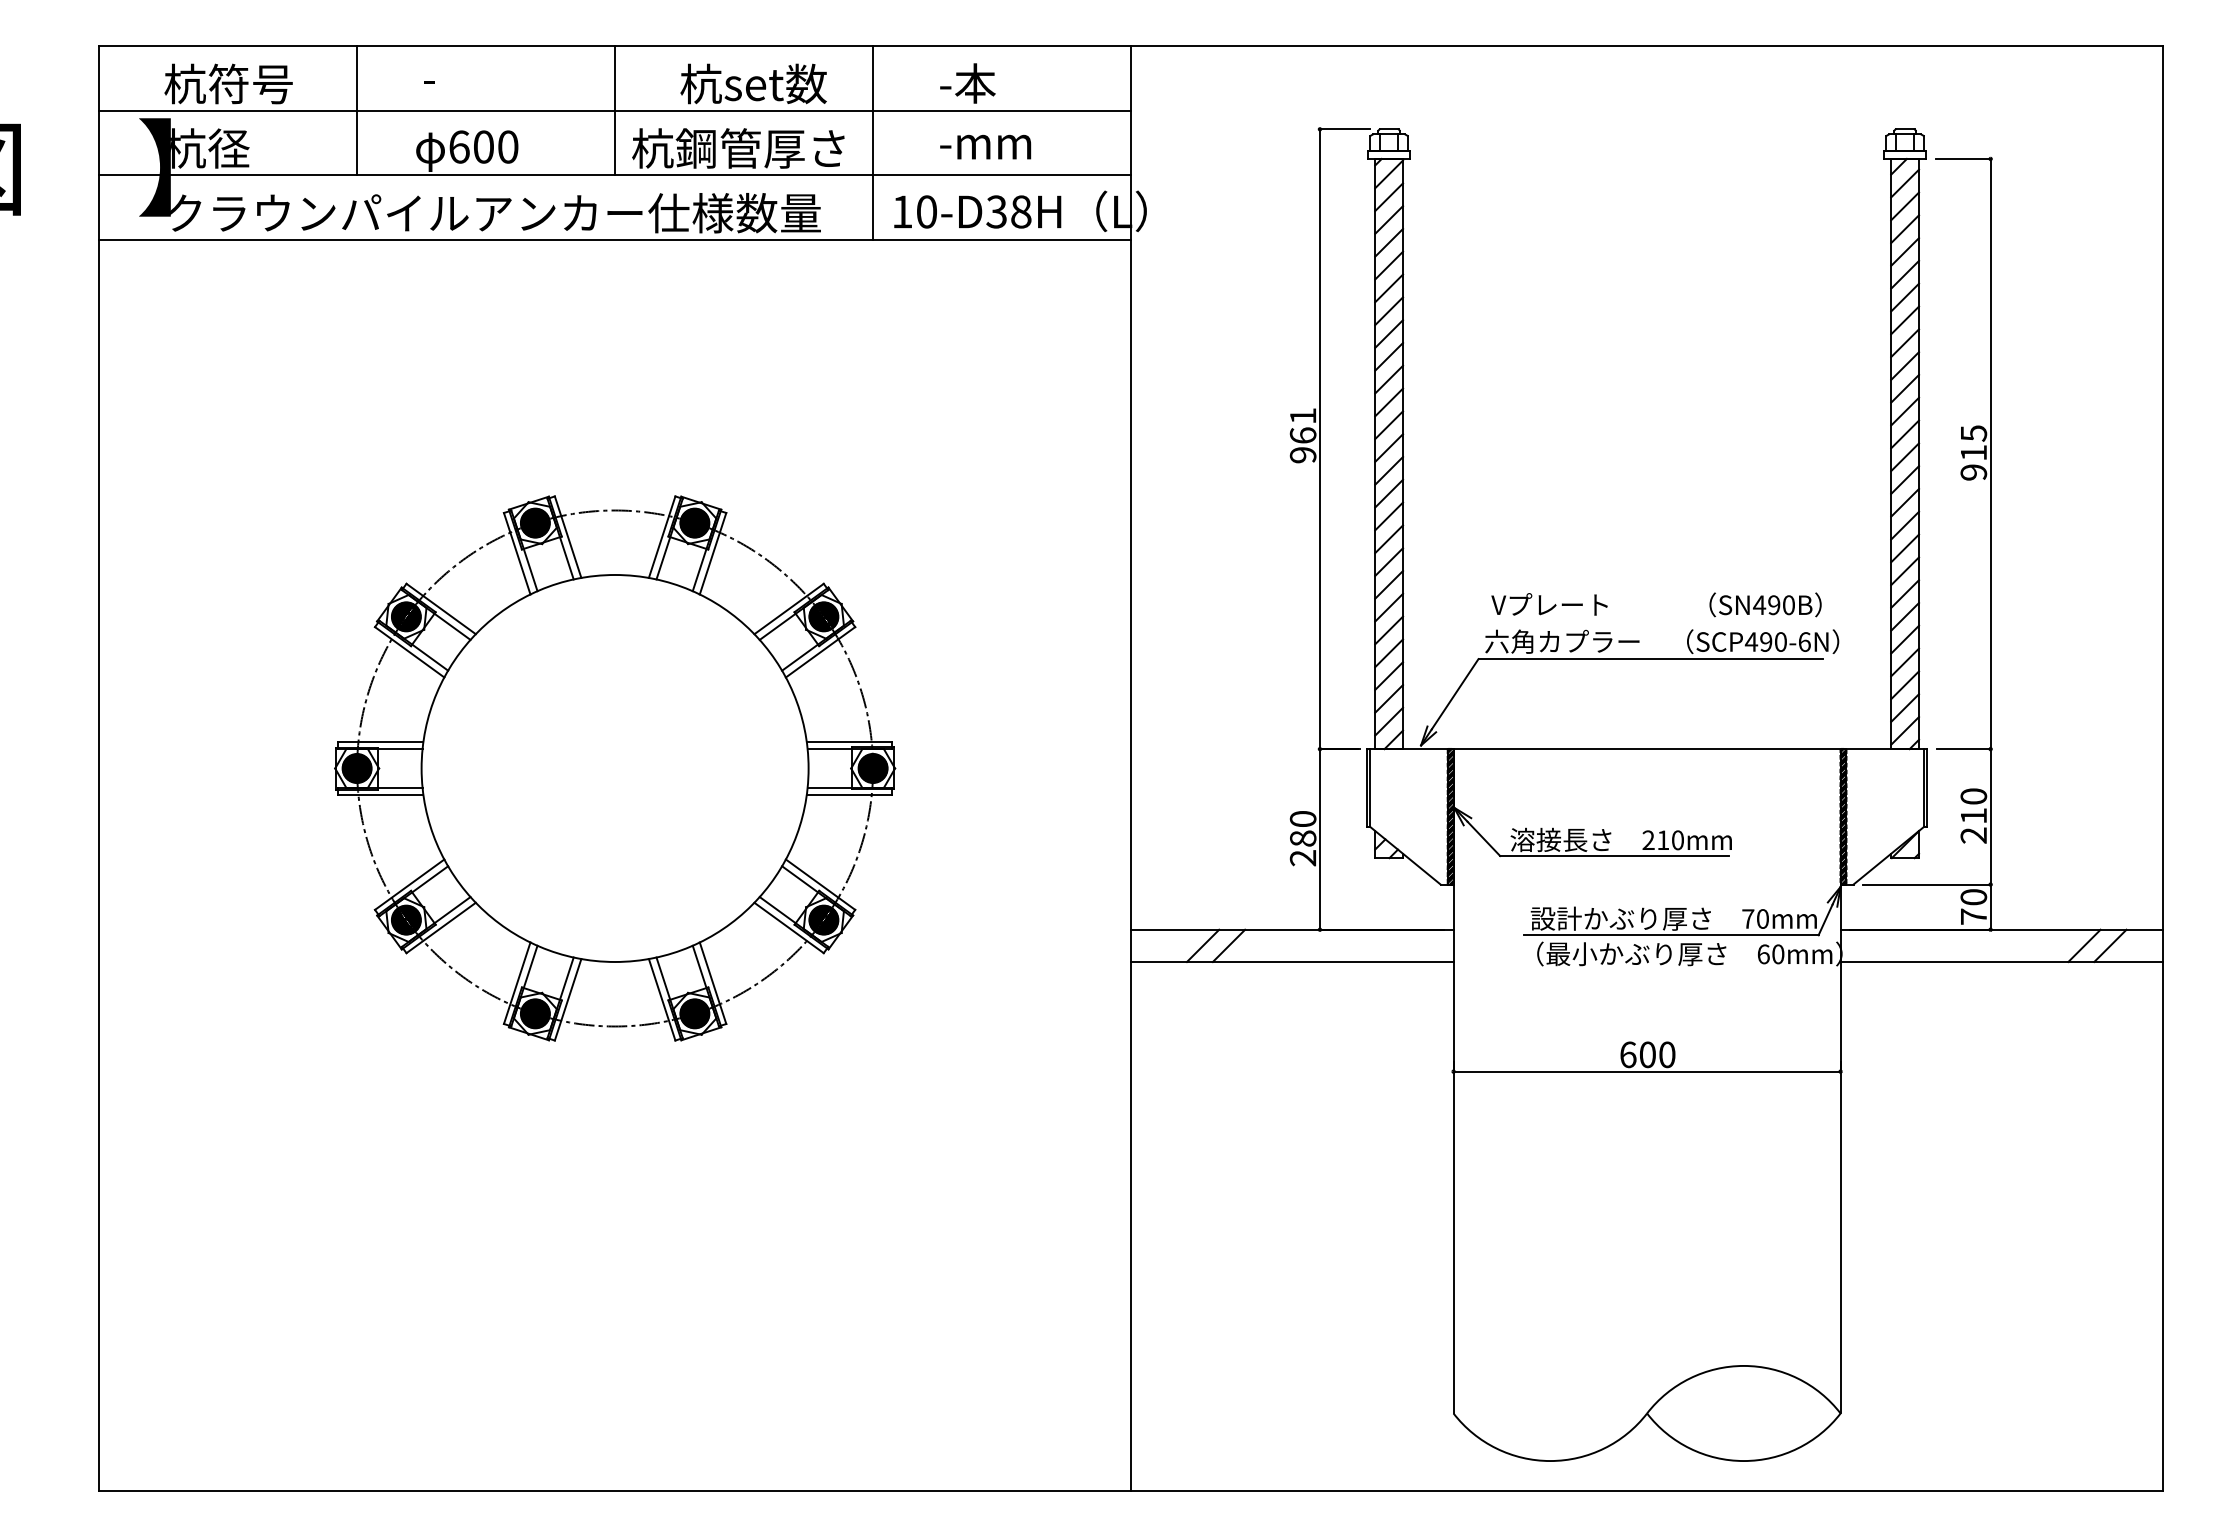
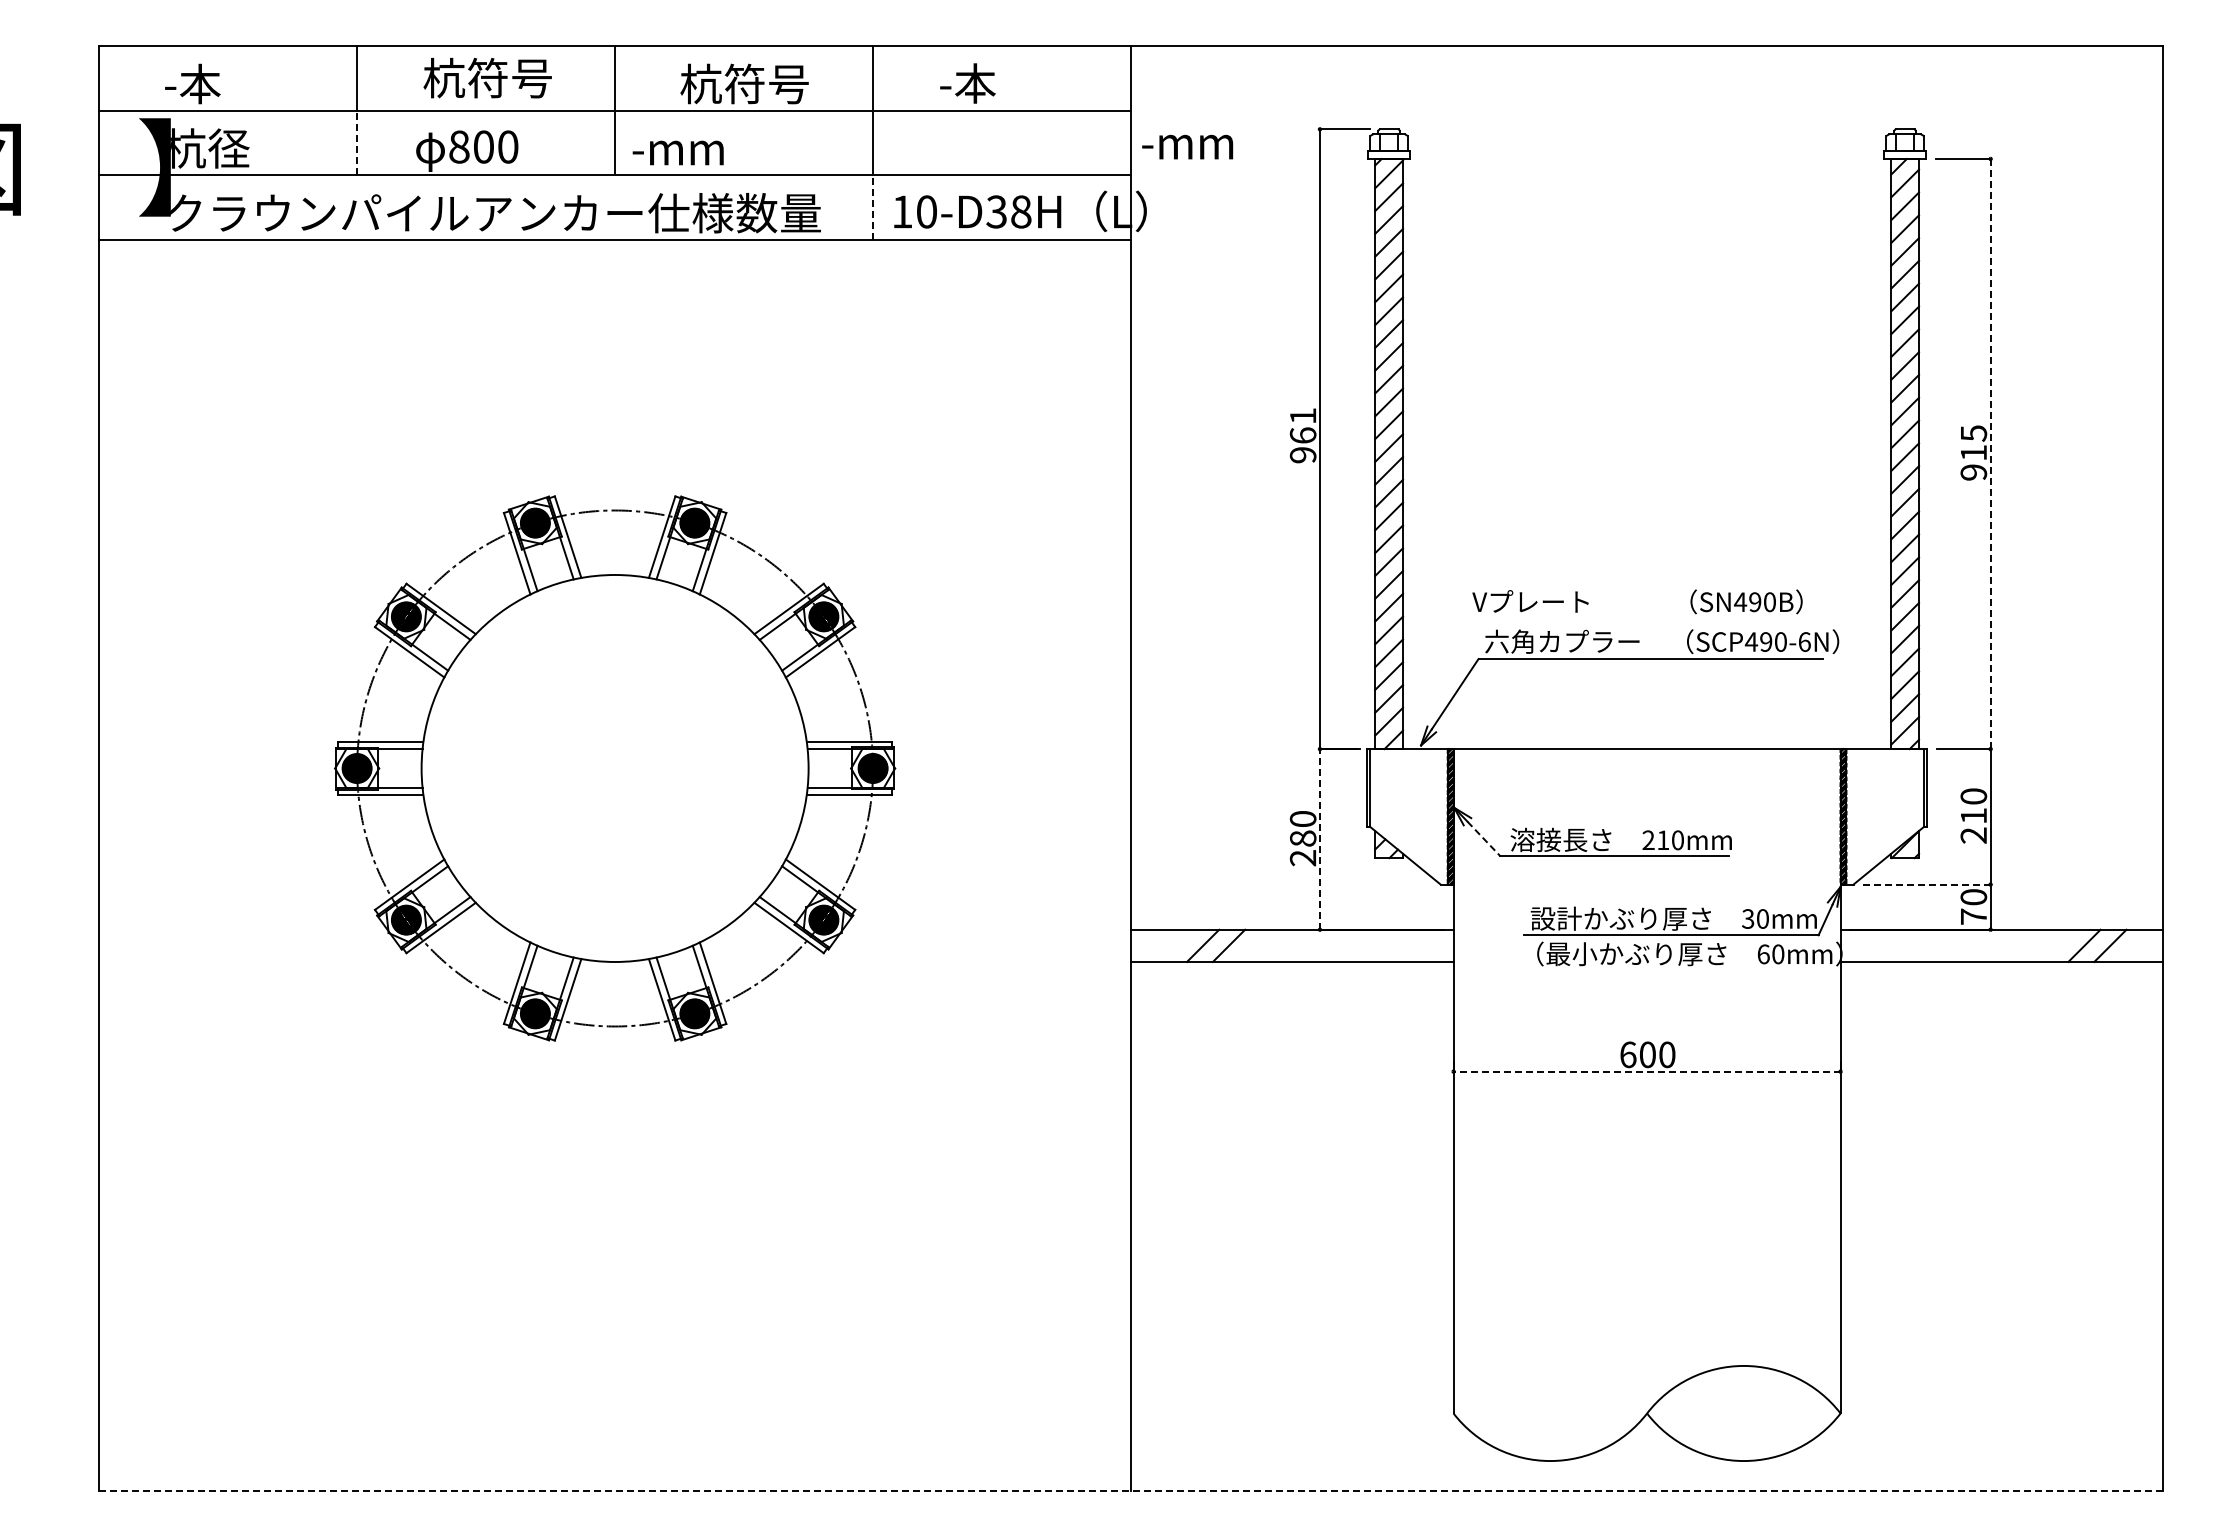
text: - -> 杭符号 (487, 77)
text: 杭符号 -> -本 (228, 83)
text: 杭set数 -> 杭符号 (775, 83)
line: solid -> dashed (357, 142)
text: 600 -> 800 (459, 146)
text position: (985, 146) -> (1187, 146) (1187, 146)
text: 杭鋼管厚さ -> -mm (738, 148)
line: solid -> dashed (873, 206)
line: solid -> dashed (1990, 453)
text position: (1656, 604) -> (1637, 601) (1637, 601)
line: solid -> dashed (1319, 838)
line: solid -> dashed (1483, 838)
line: solid -> dashed (1926, 884)
text: 70mm -> 30mm (1748, 918)
line: solid -> dashed (1646, 1071)
line: solid -> dashed (1131, 1490)
